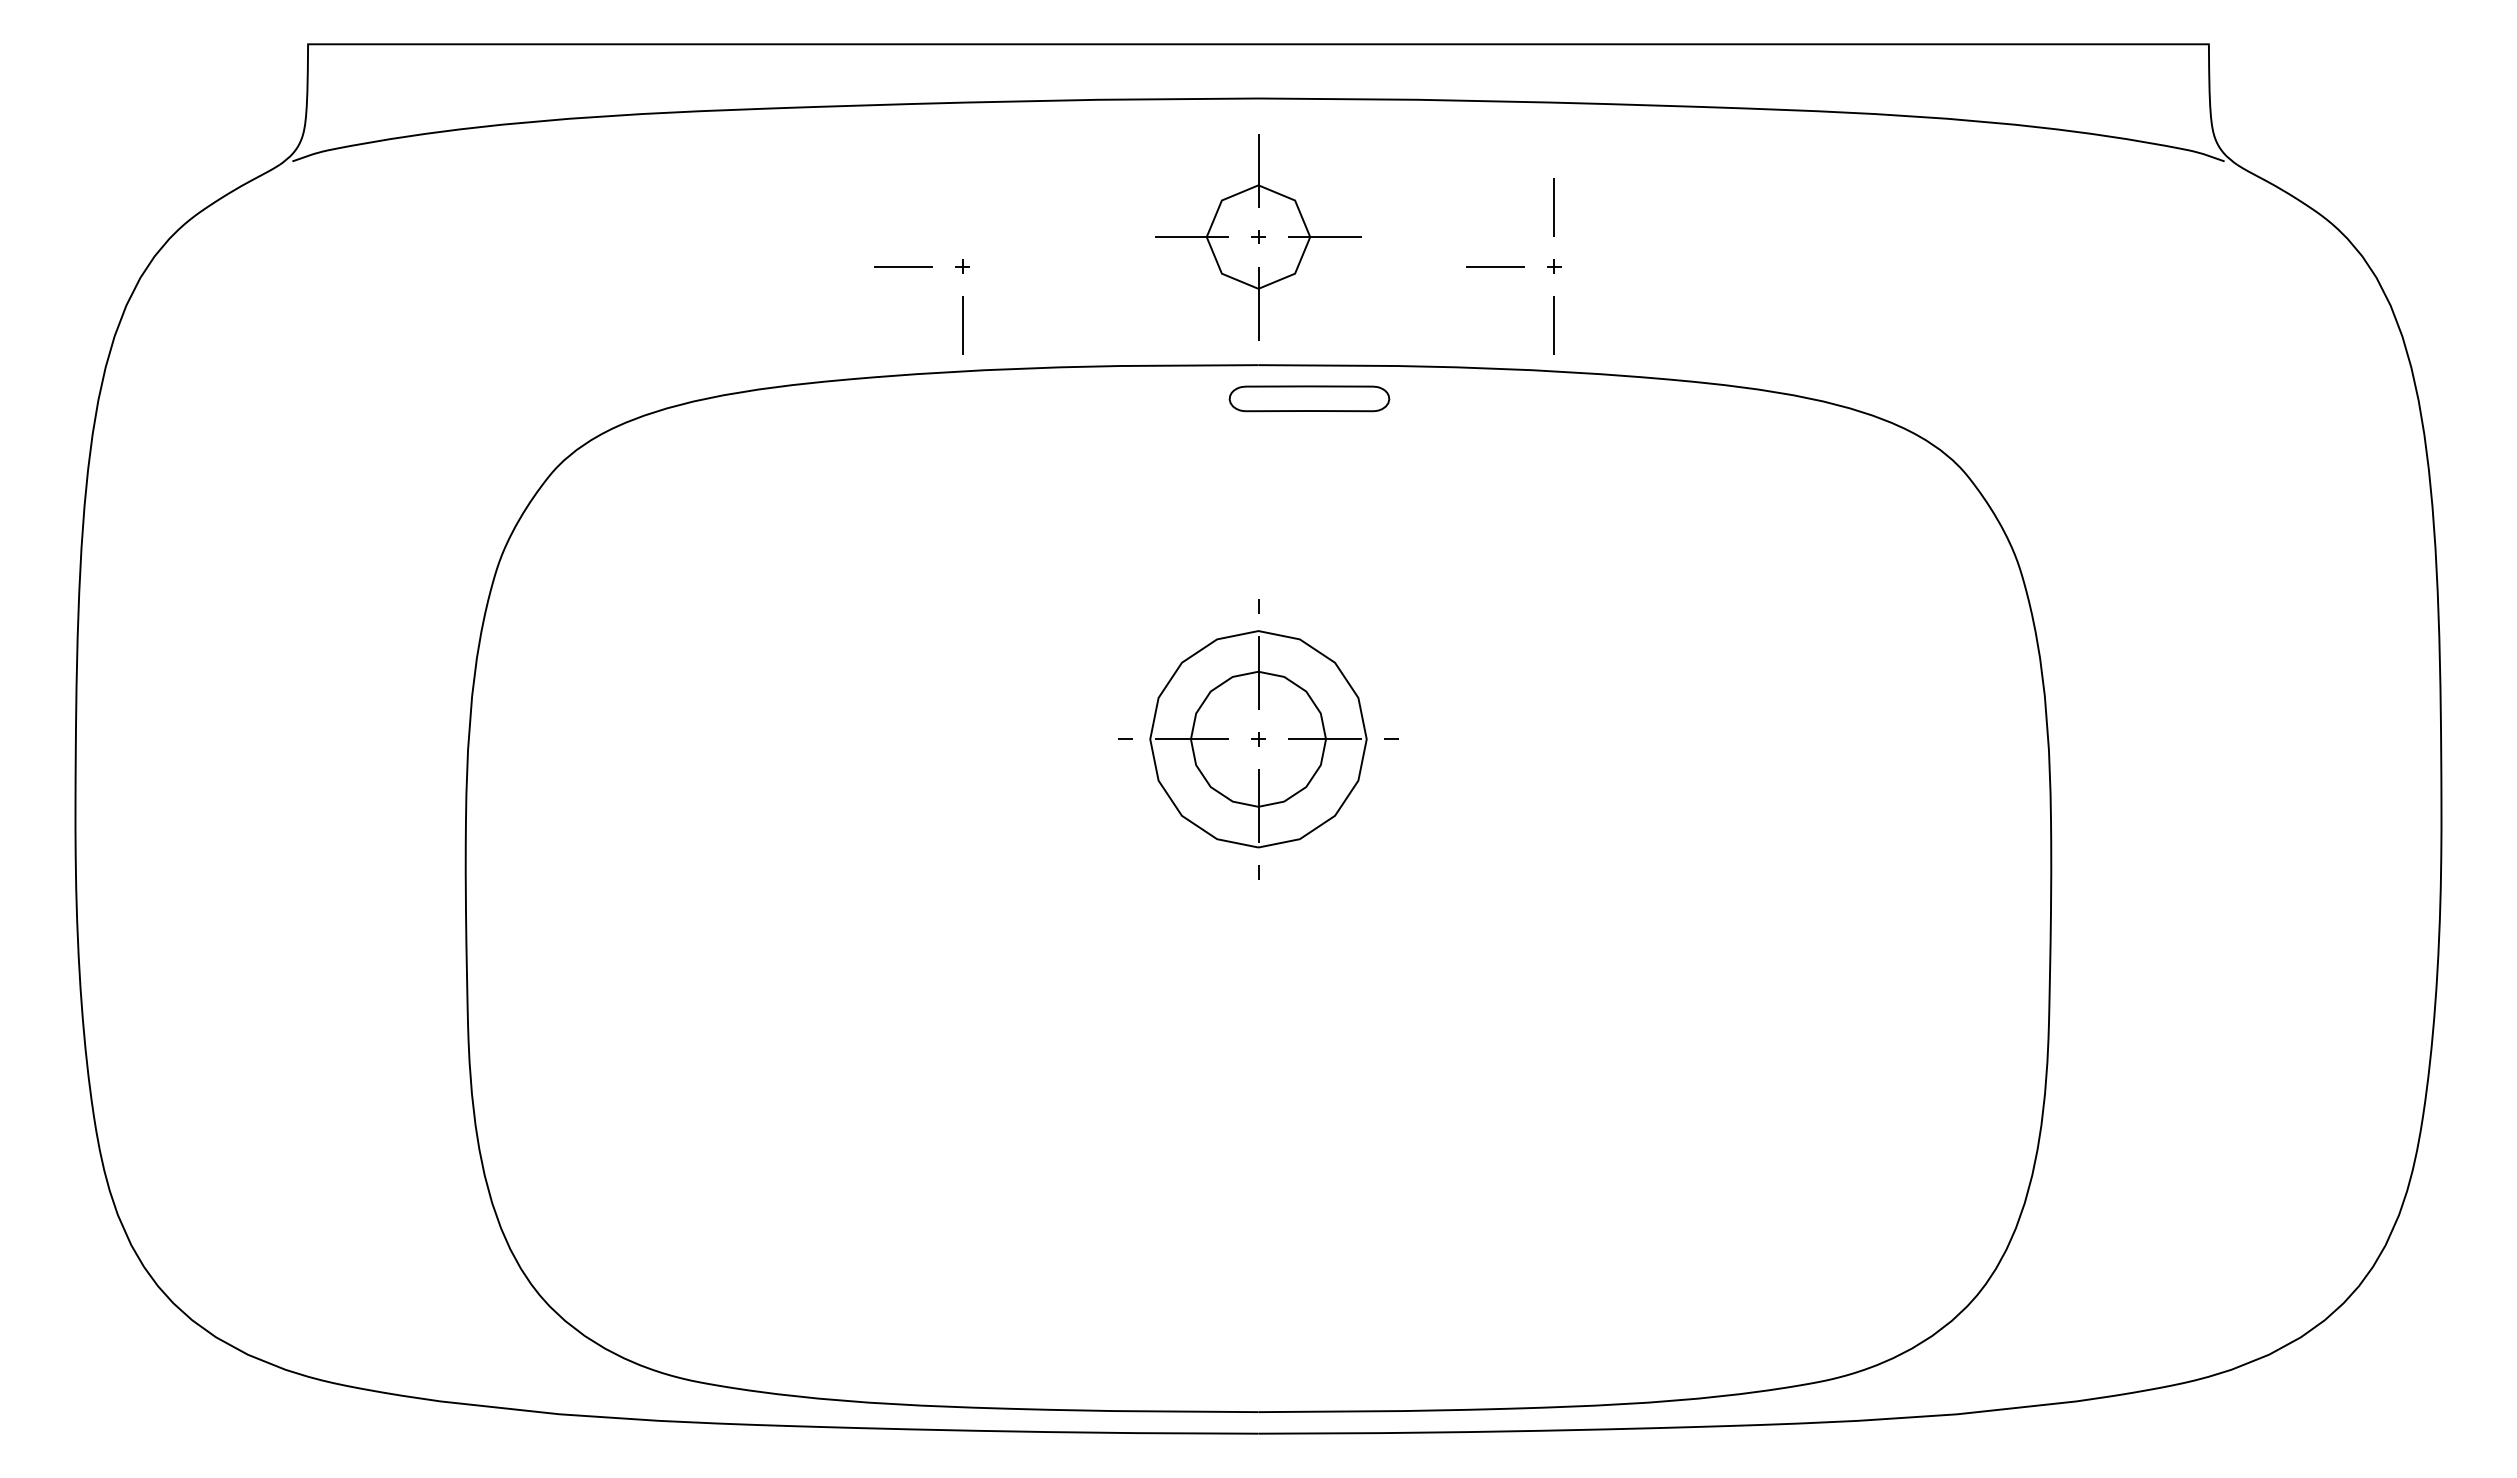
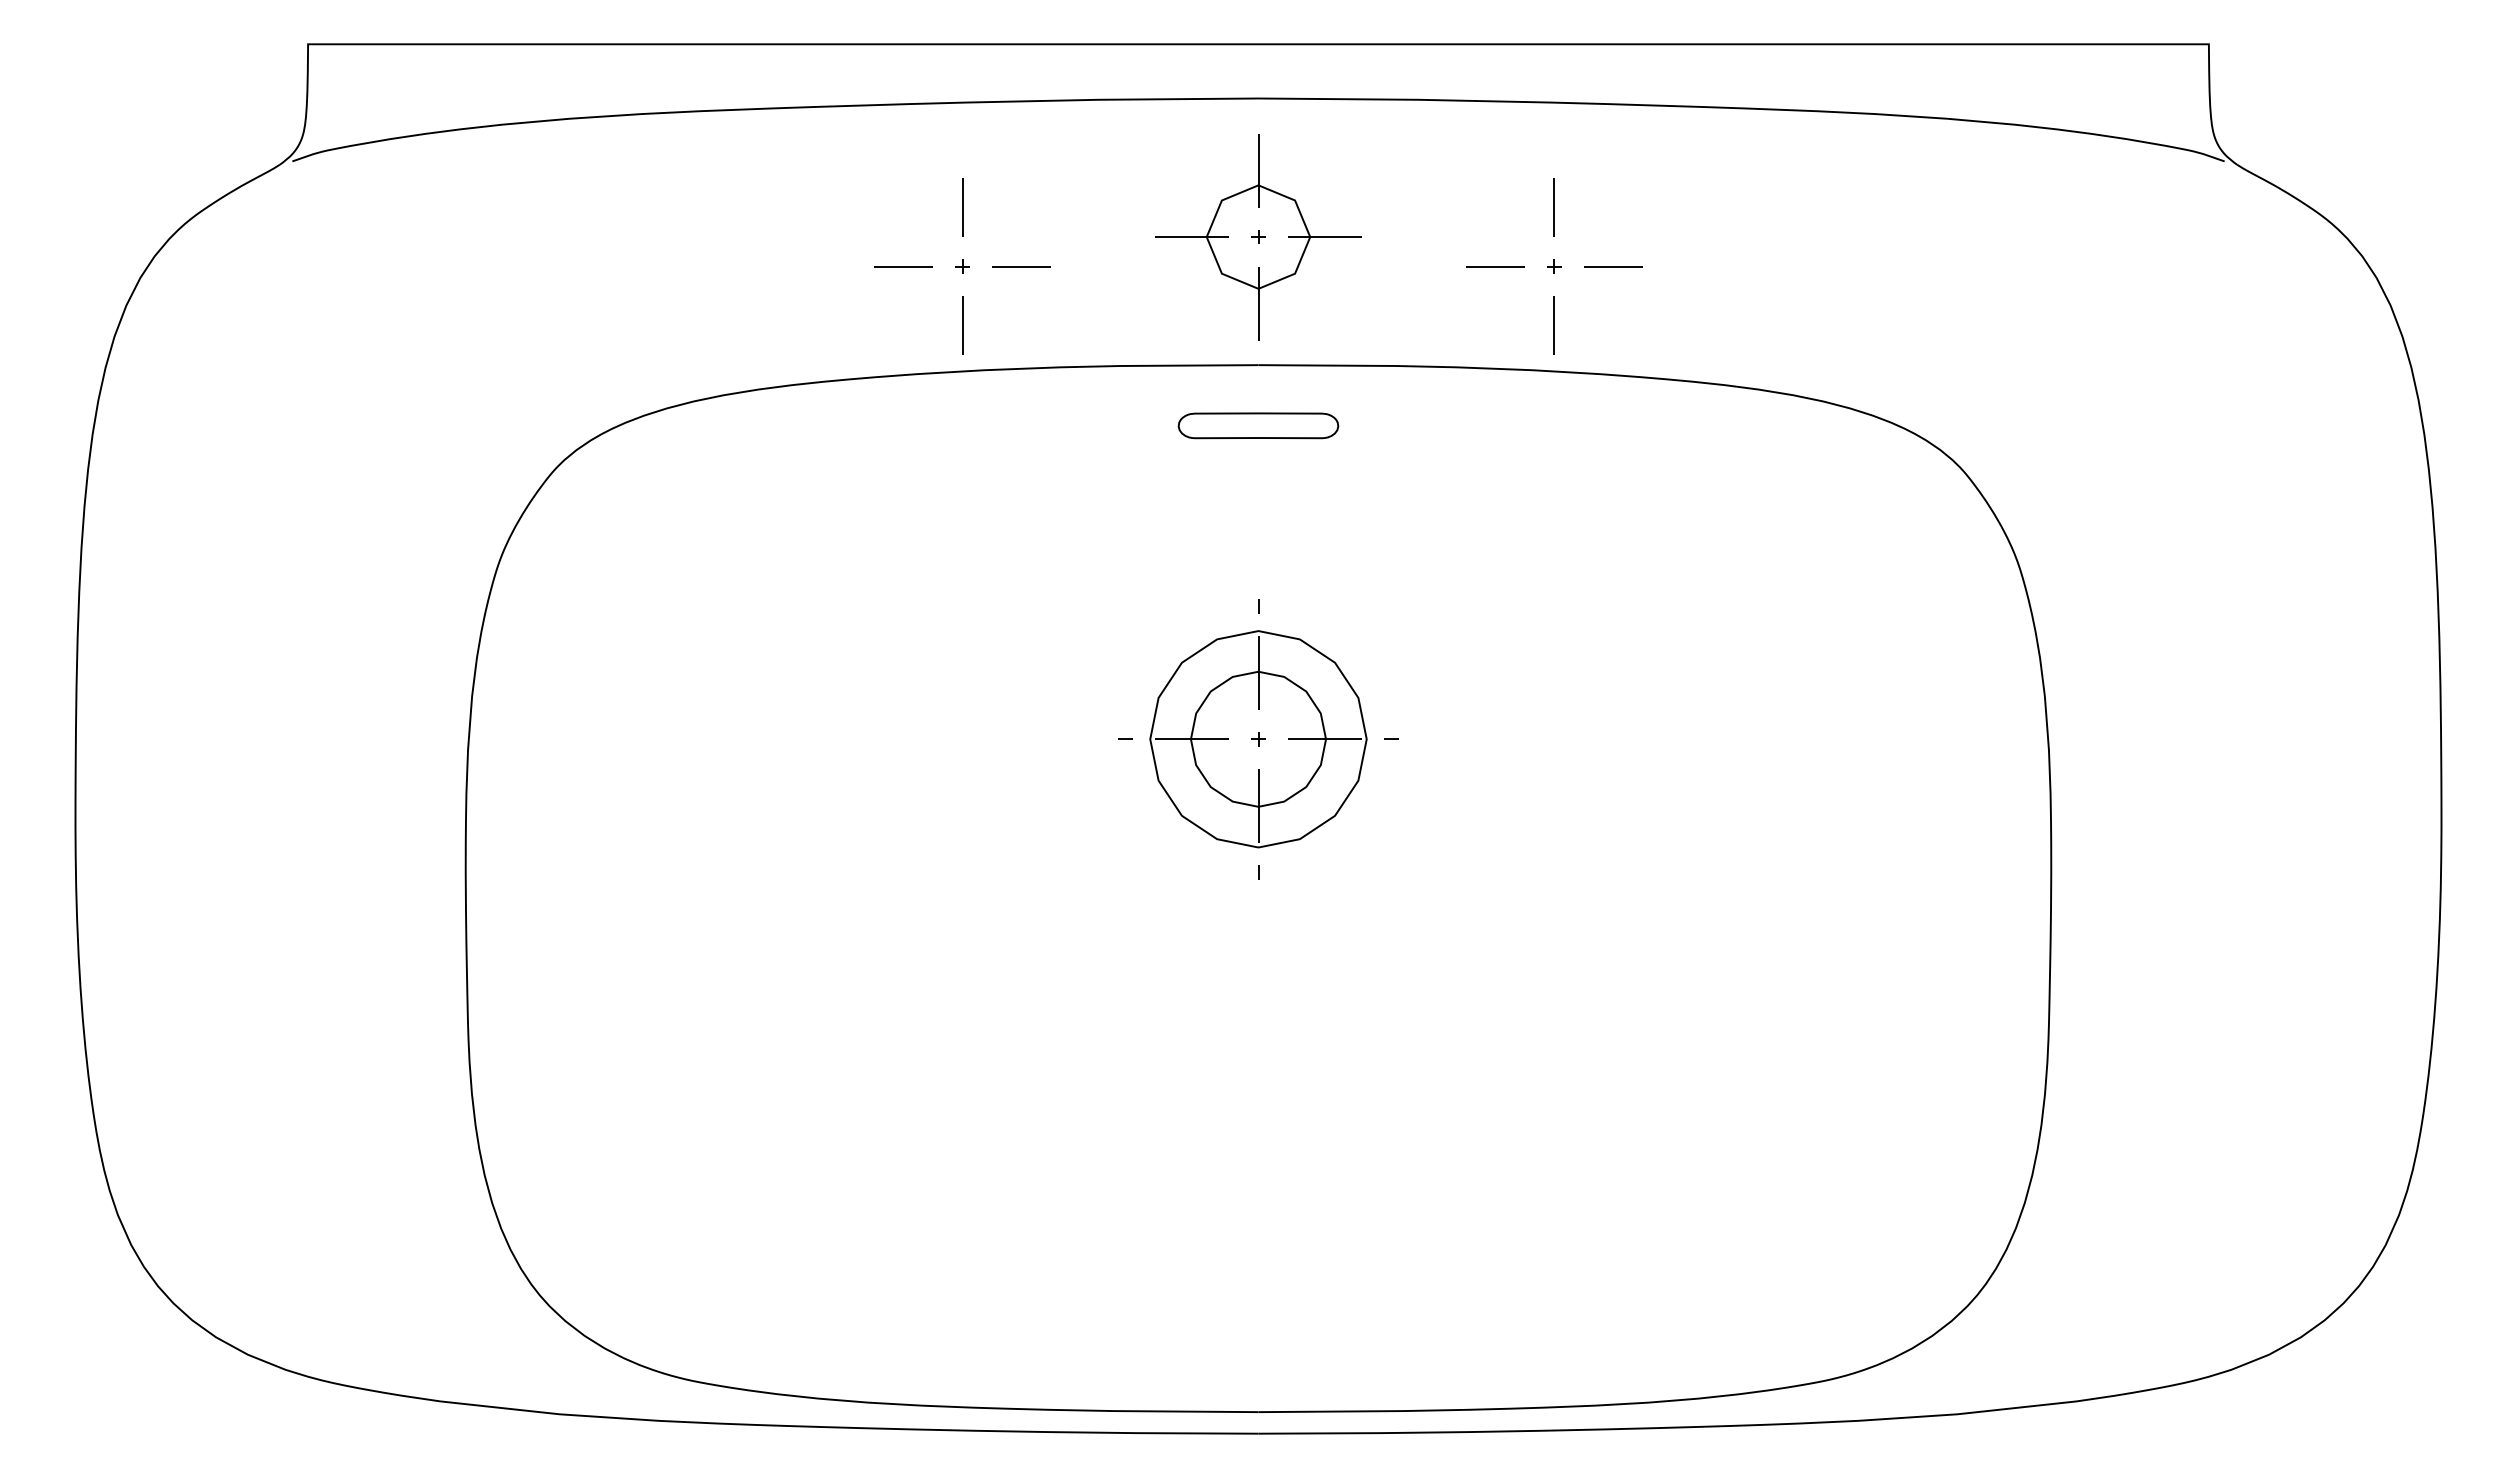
line: none -> present (962, 207)
line: none -> present (1021, 266)
line: none -> present (1613, 266)
part position: (1309, 398) -> (1258, 425) (1258, 425)
